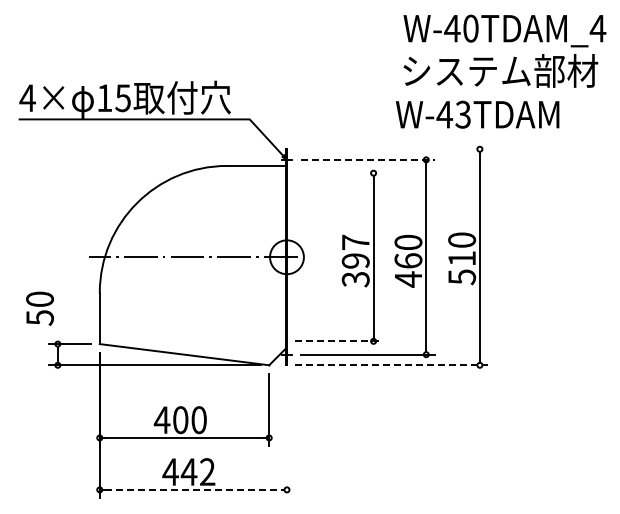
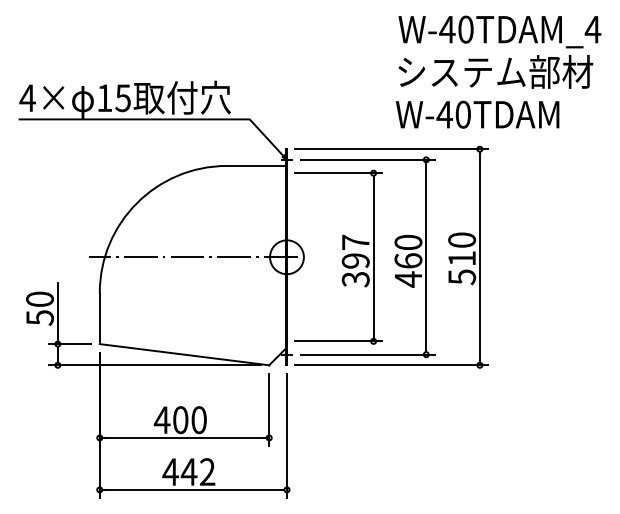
text position: (504, 50) -> (499, 51) (499, 51)
text: W-43TDAM -> W-40TDAM (462, 114)
line: none -> present (391, 149)
line: dashed -> solid (368, 159)
line: none -> present (338, 173)
line: none -> present (57, 313)
line: dashed -> solid (339, 341)
line: dashed -> solid (392, 365)
line: none -> present (286, 435)
line: dashed -> solid (193, 489)
